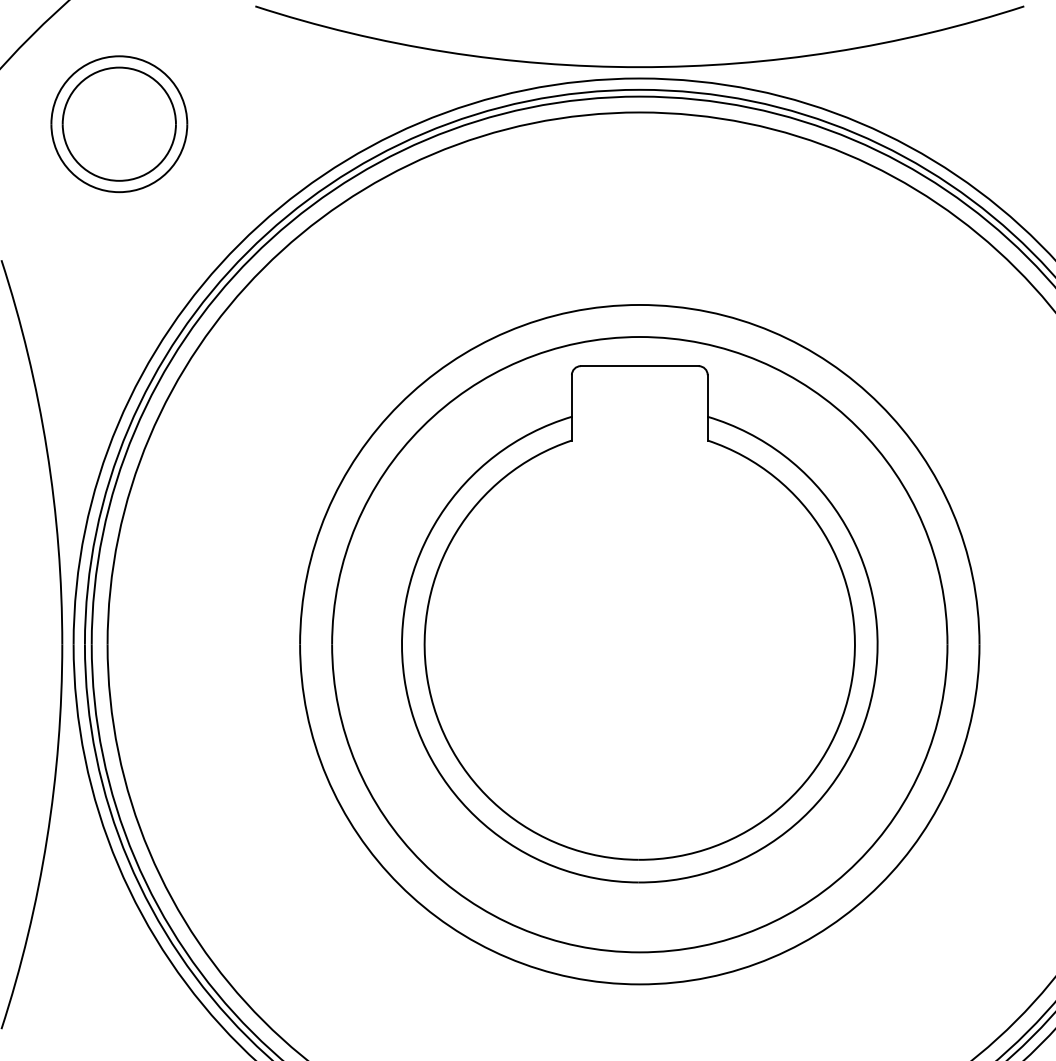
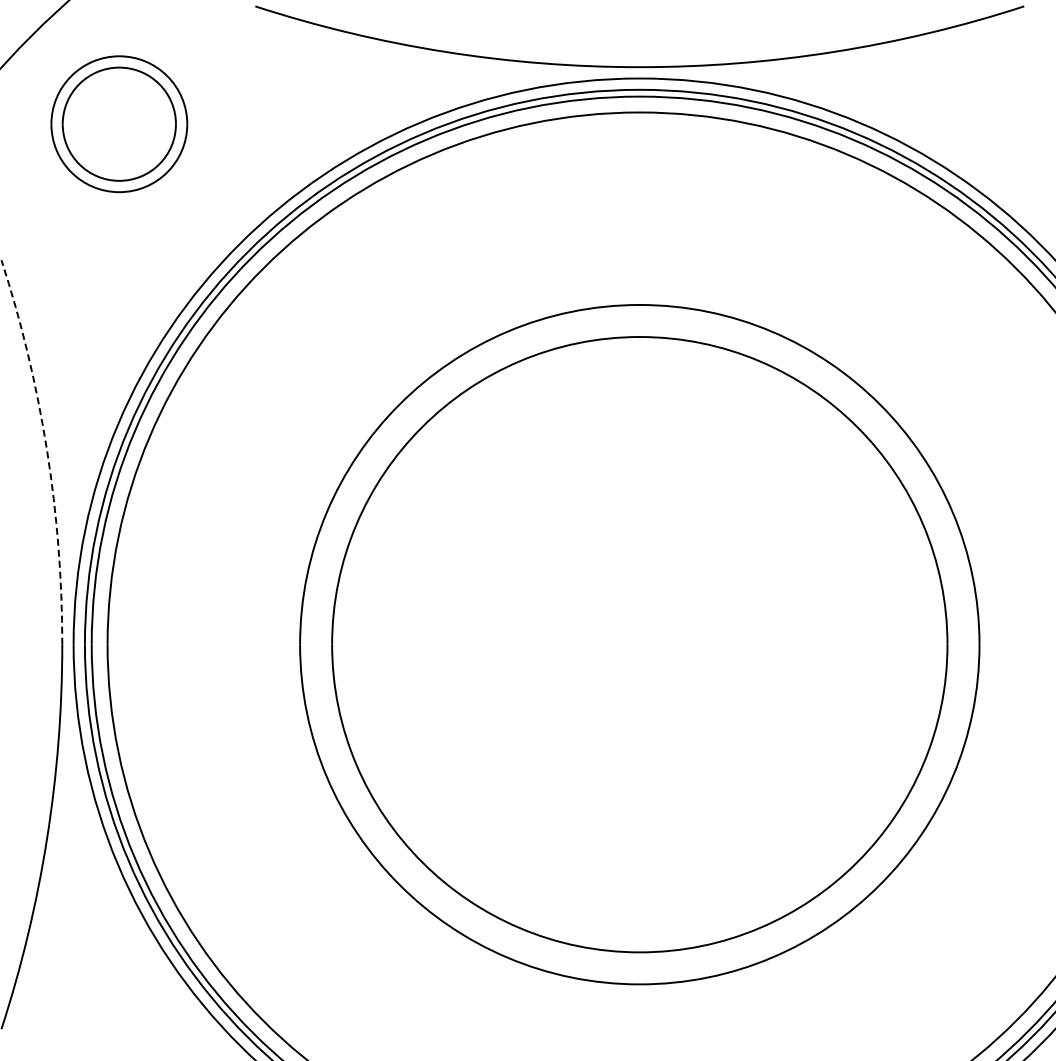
arc: solid -> dashed (47, 450)
part: present -> none (639, 624)
